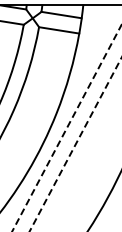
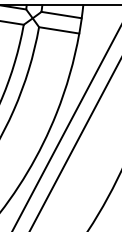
line: dashed -> solid (66, 128)
line: dashed -> solid (75, 144)
